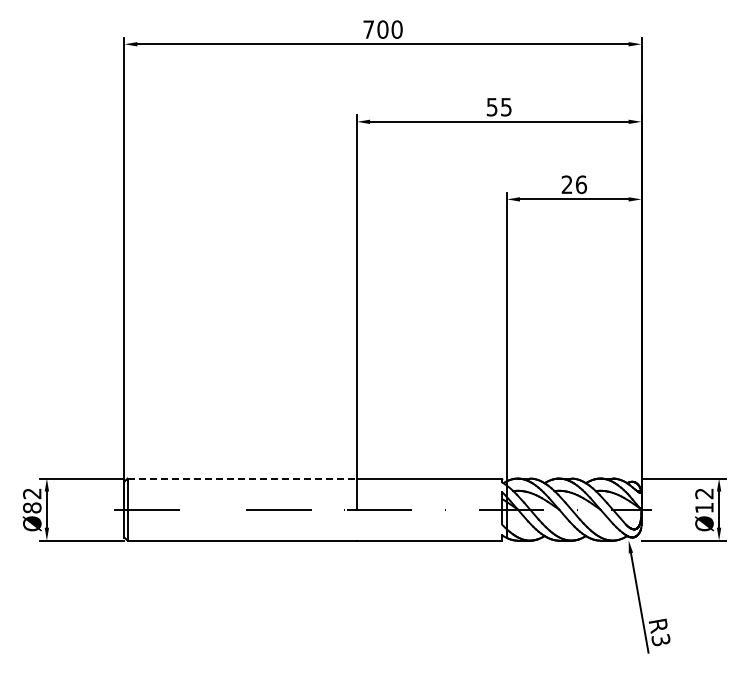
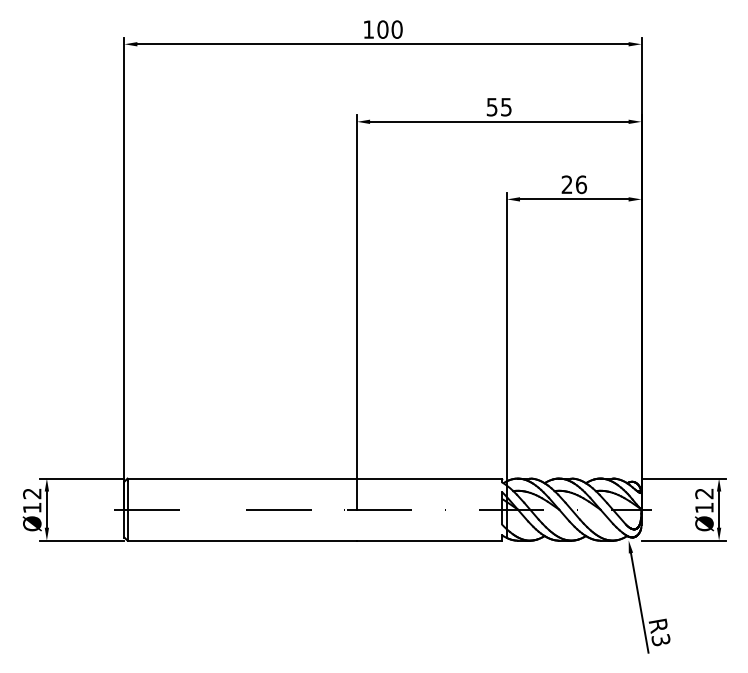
text: 700 -> 100 (368, 29)
line: dashed -> solid (242, 478)
text: Ø82 -> Ø12 (32, 507)
